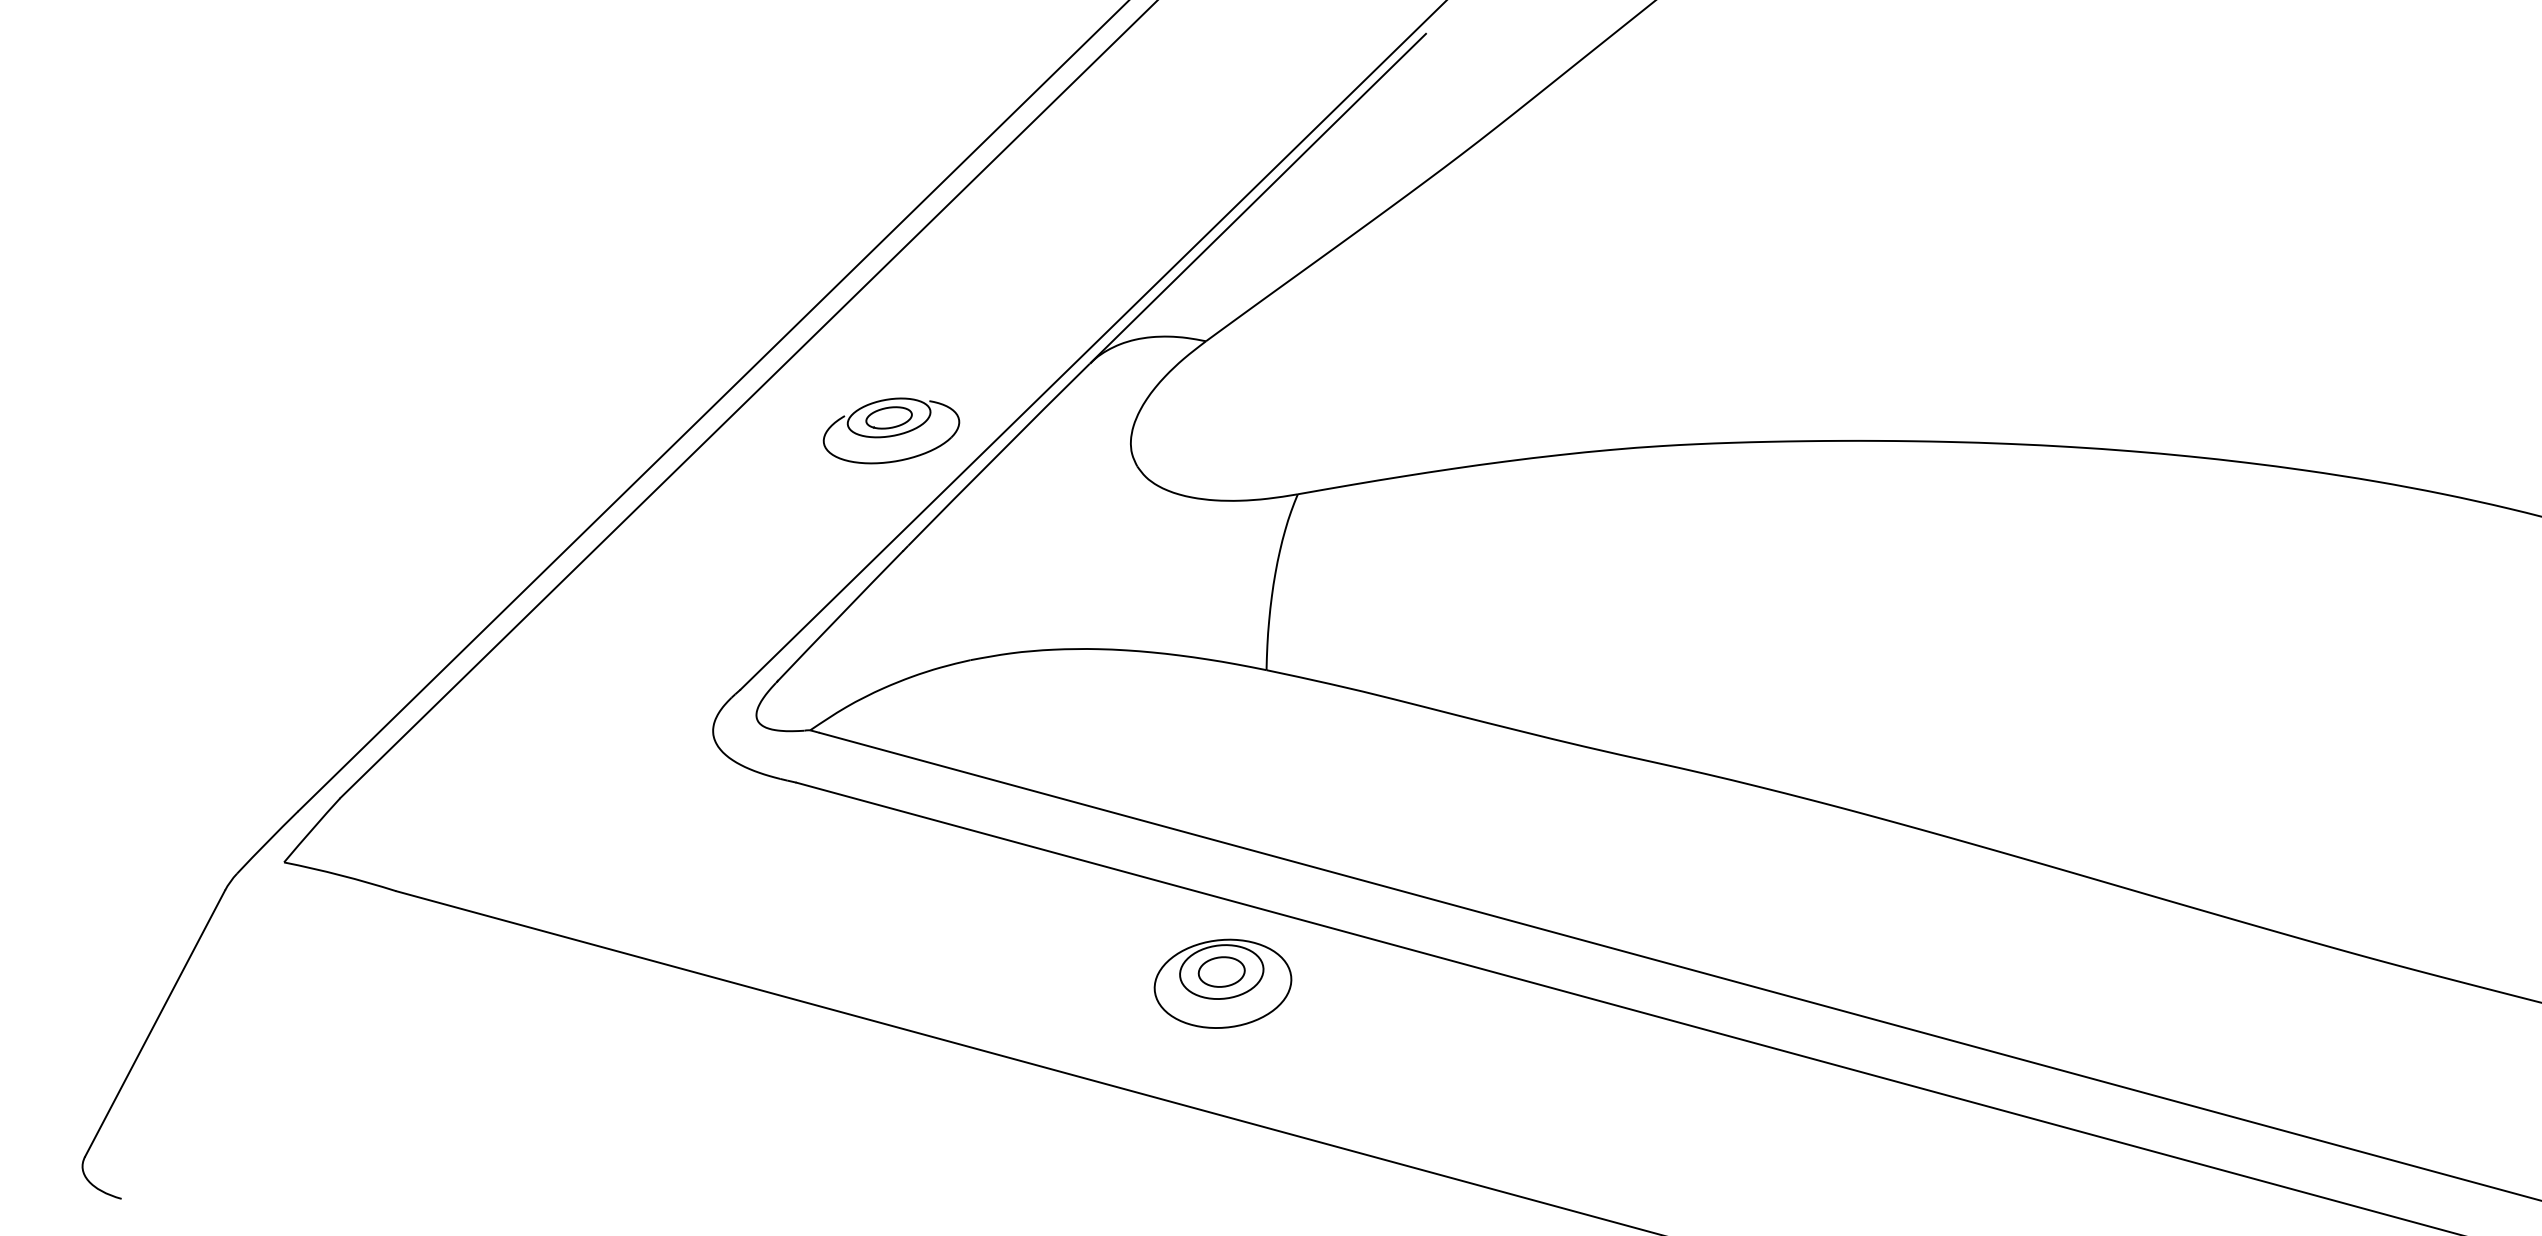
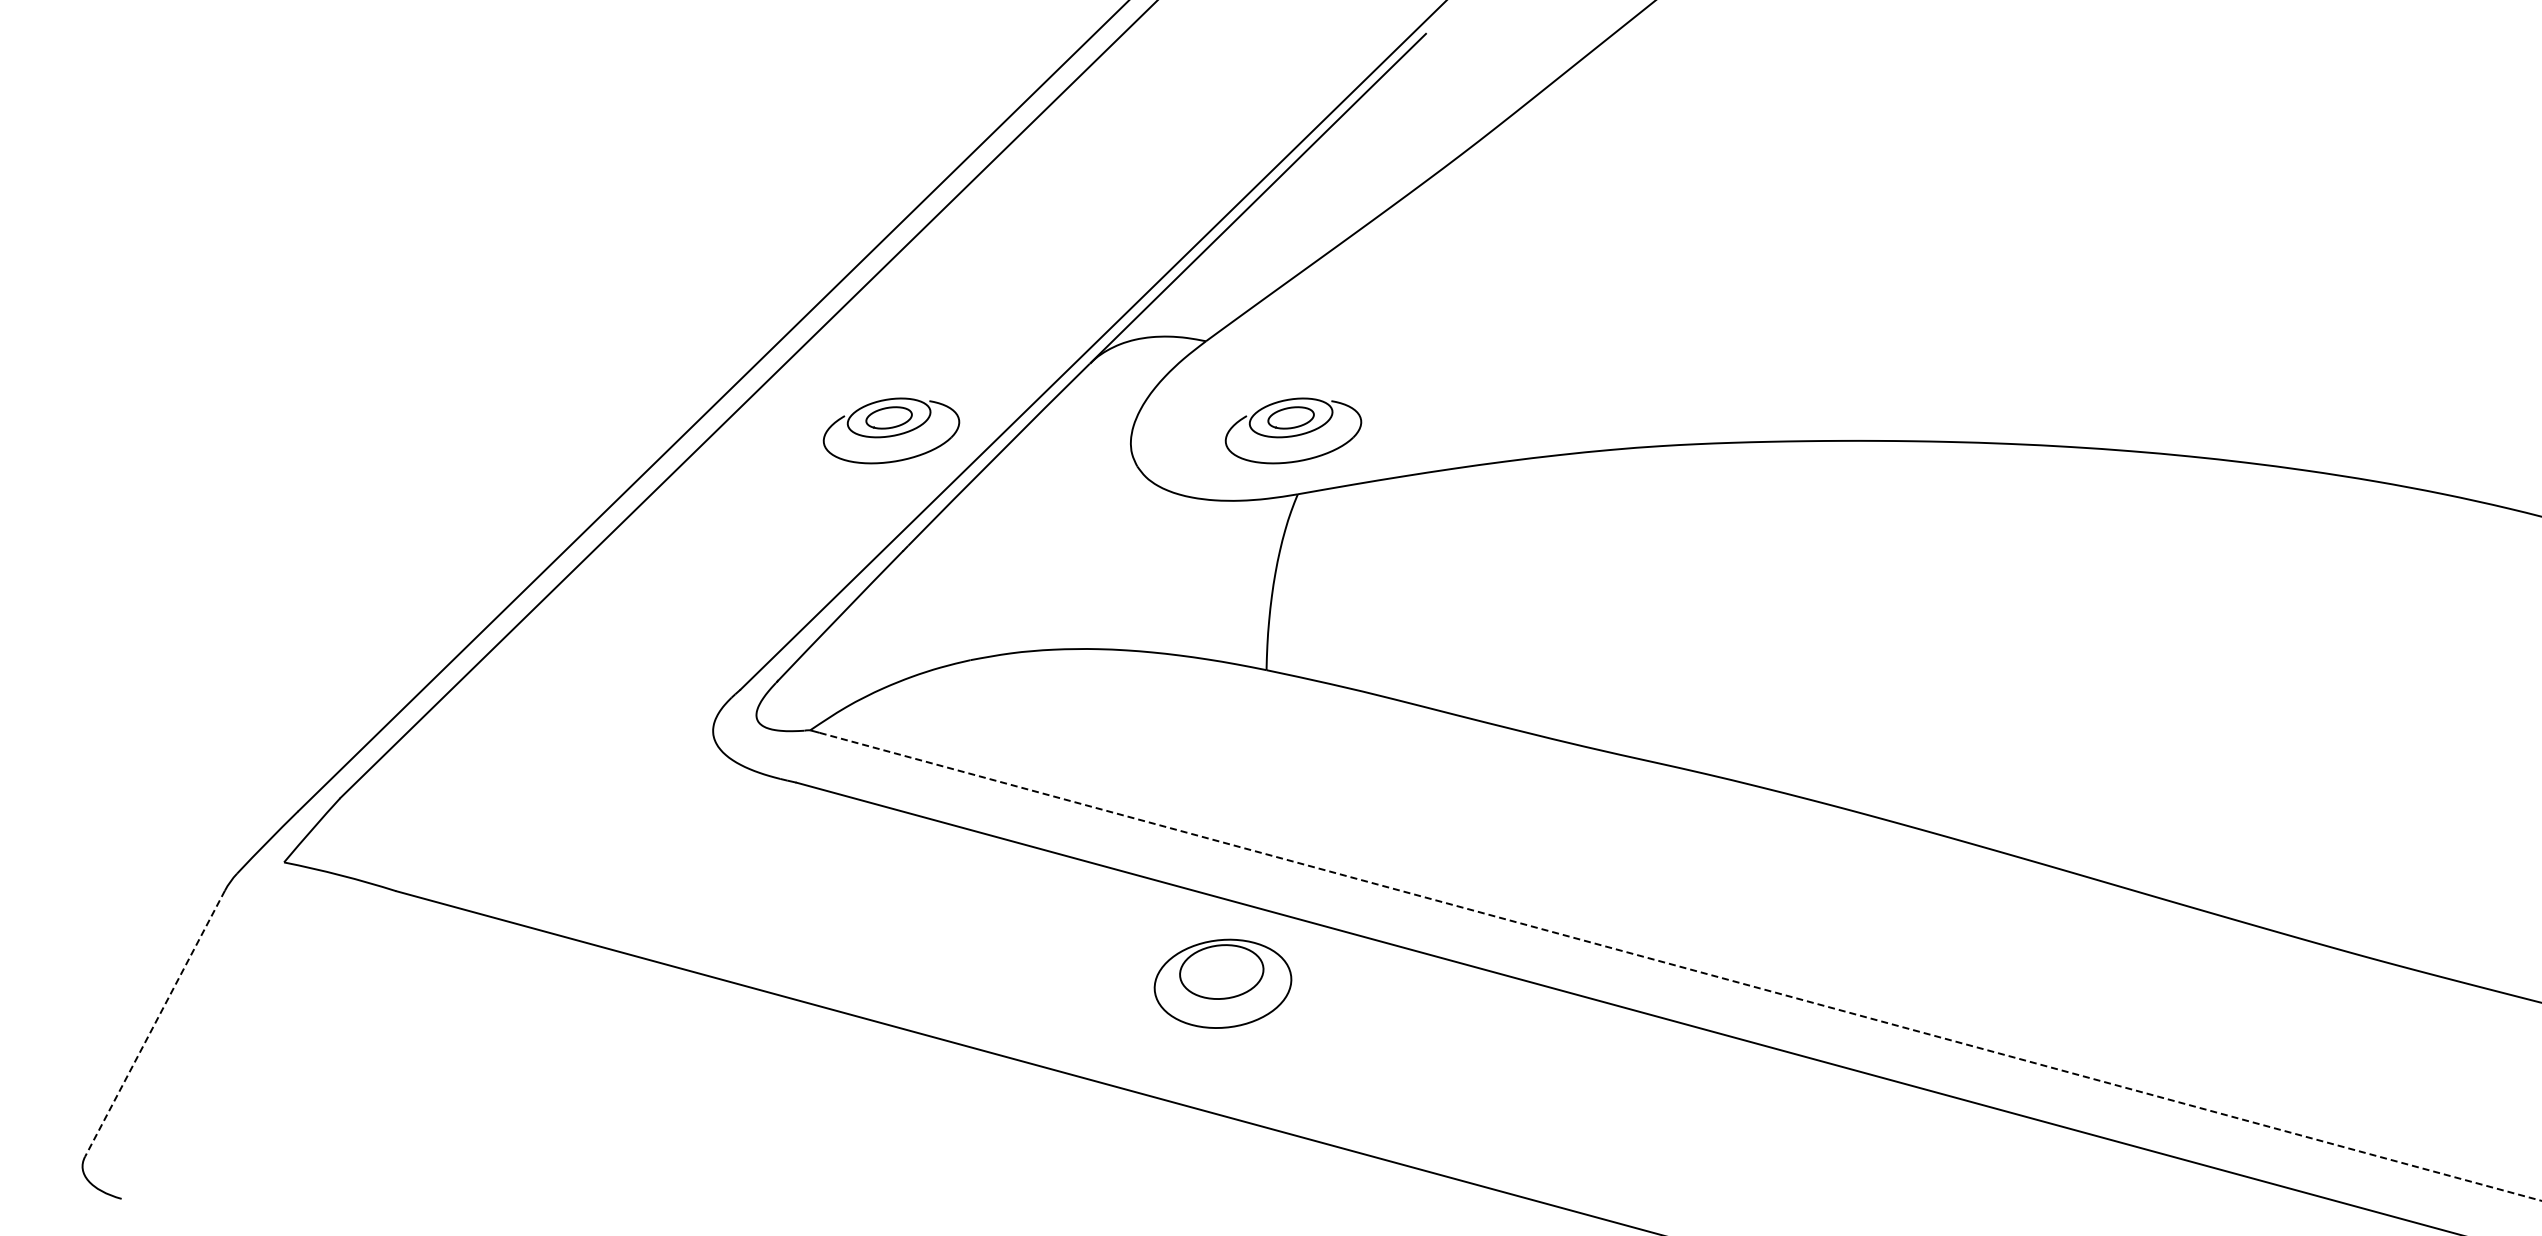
part: none -> present (1293, 430)
line: solid -> dashed (1681, 967)
part: present -> none (1221, 971)
line: solid -> dashed (154, 1024)
